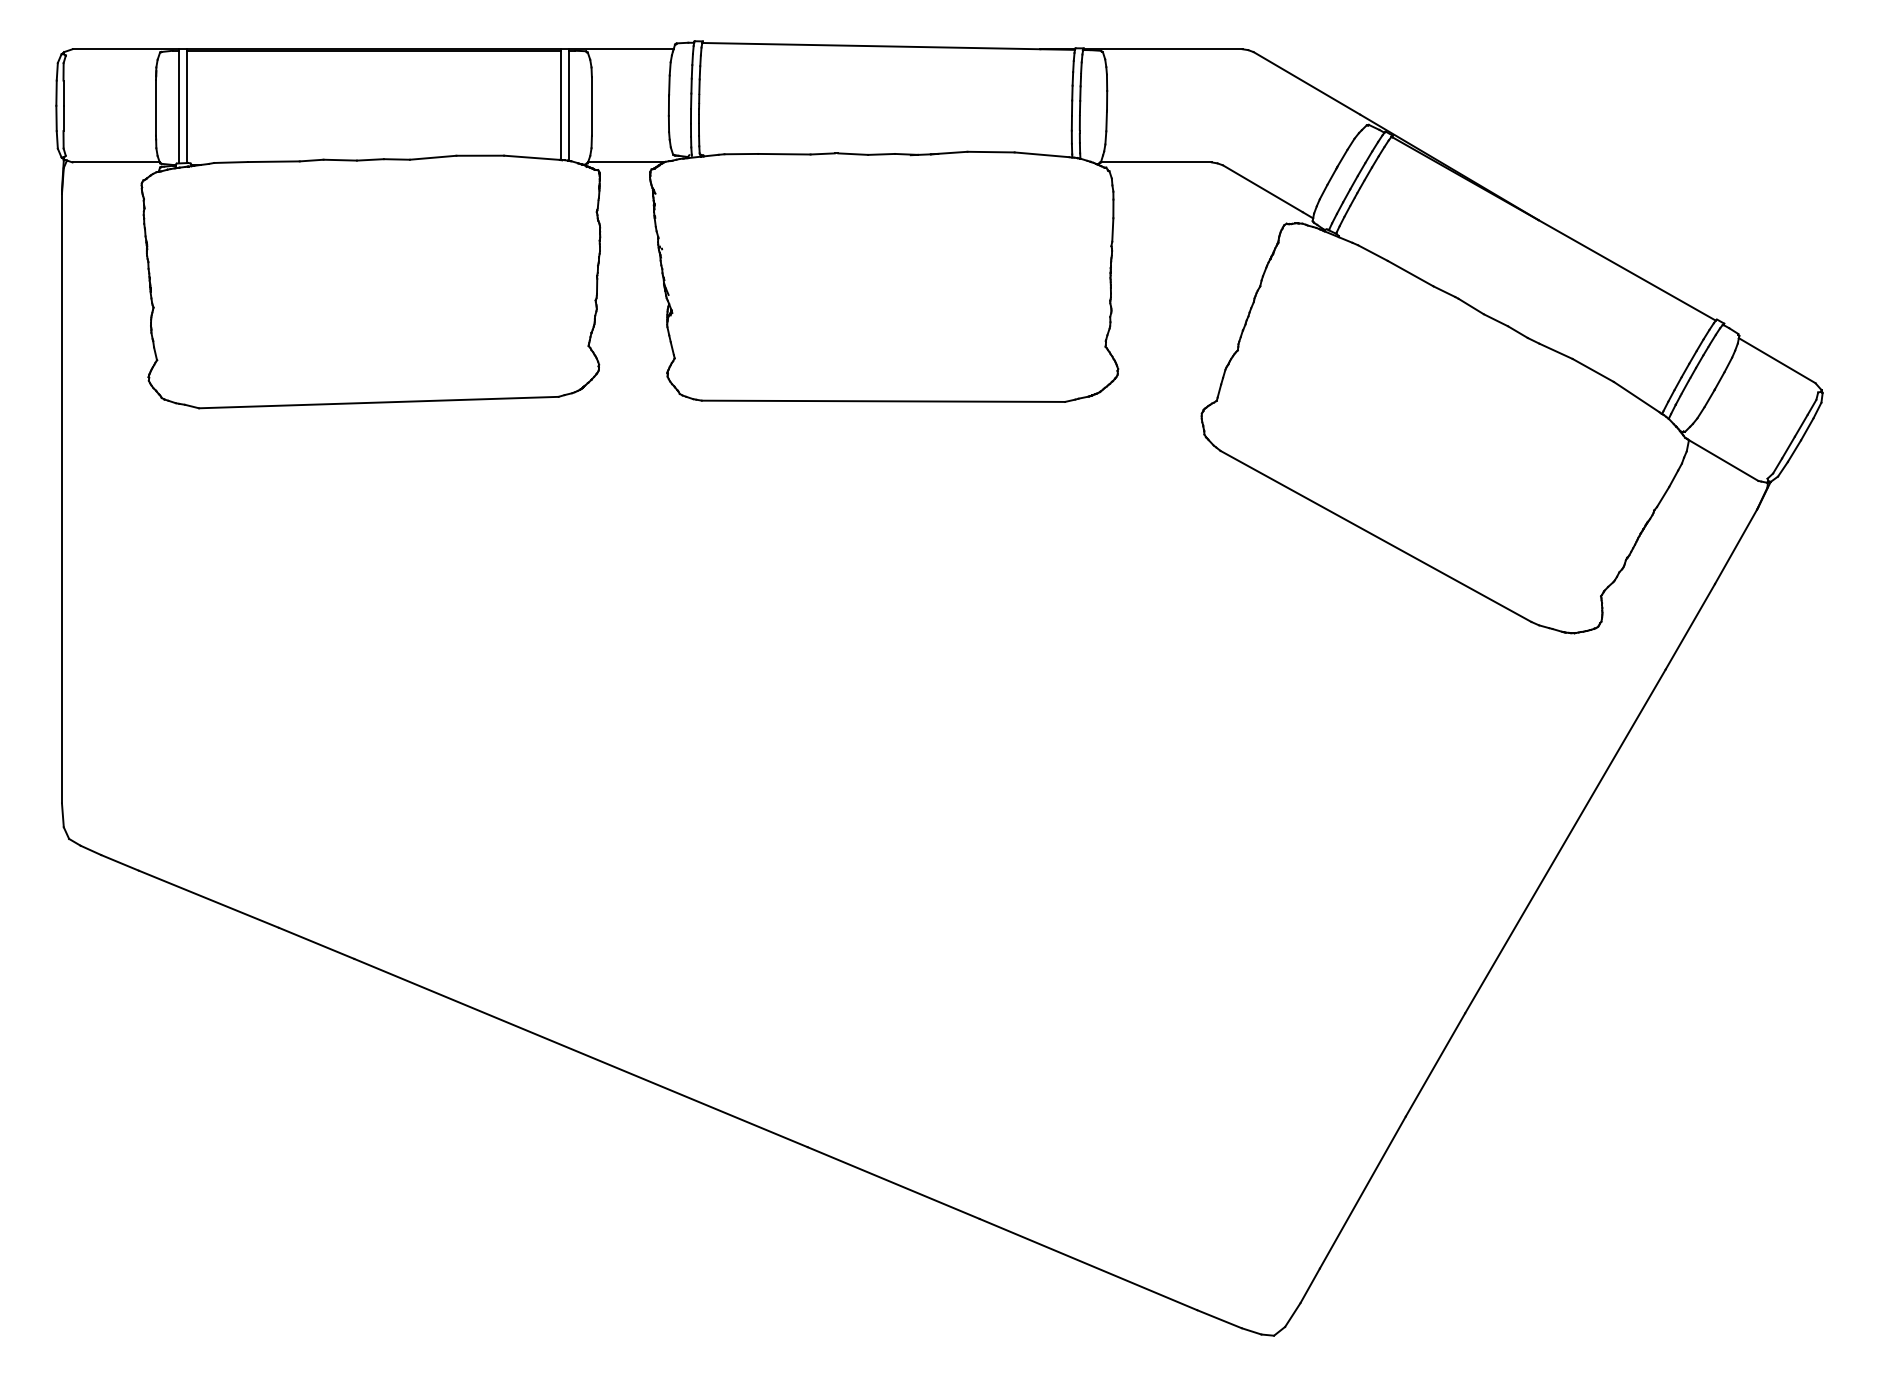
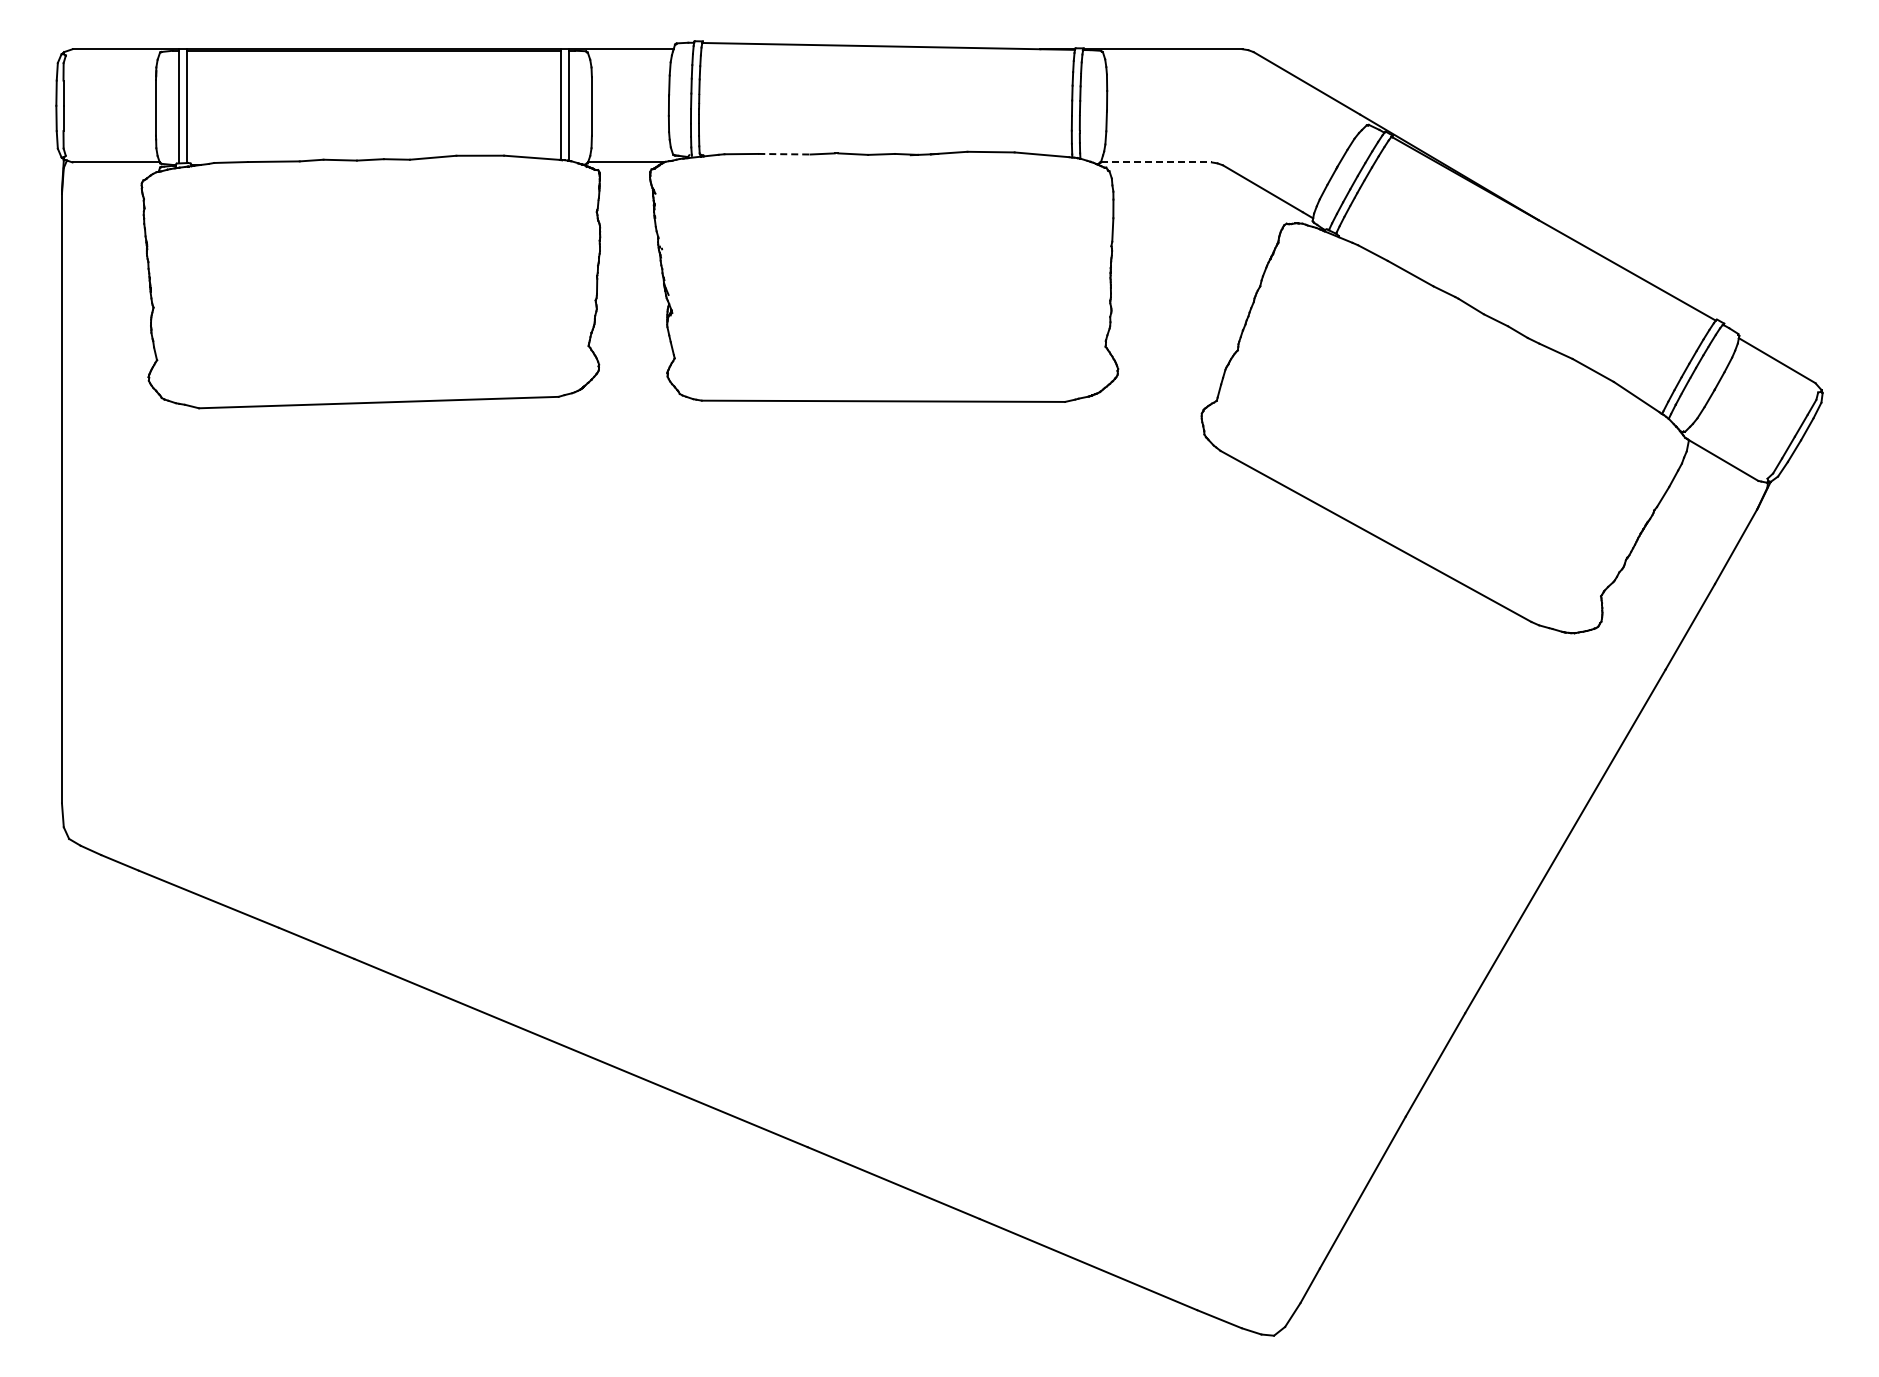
line: solid -> dashed (784, 154)
line: solid -> dashed (1156, 162)
